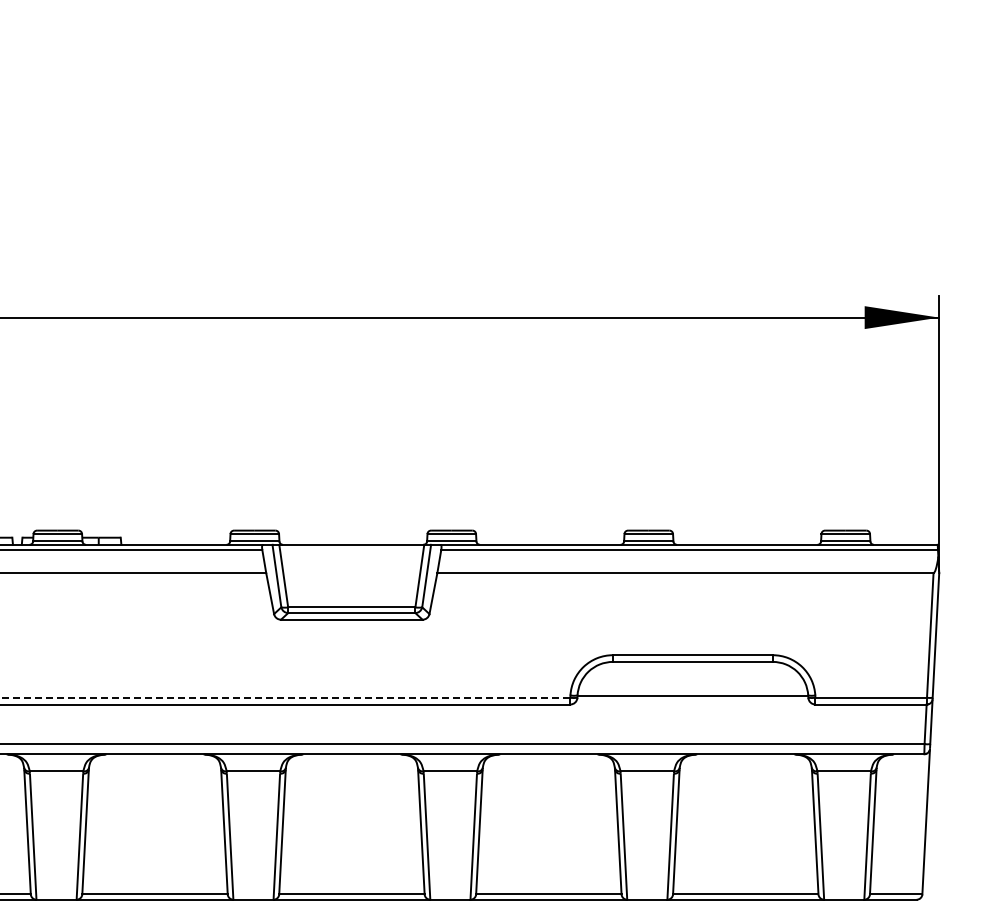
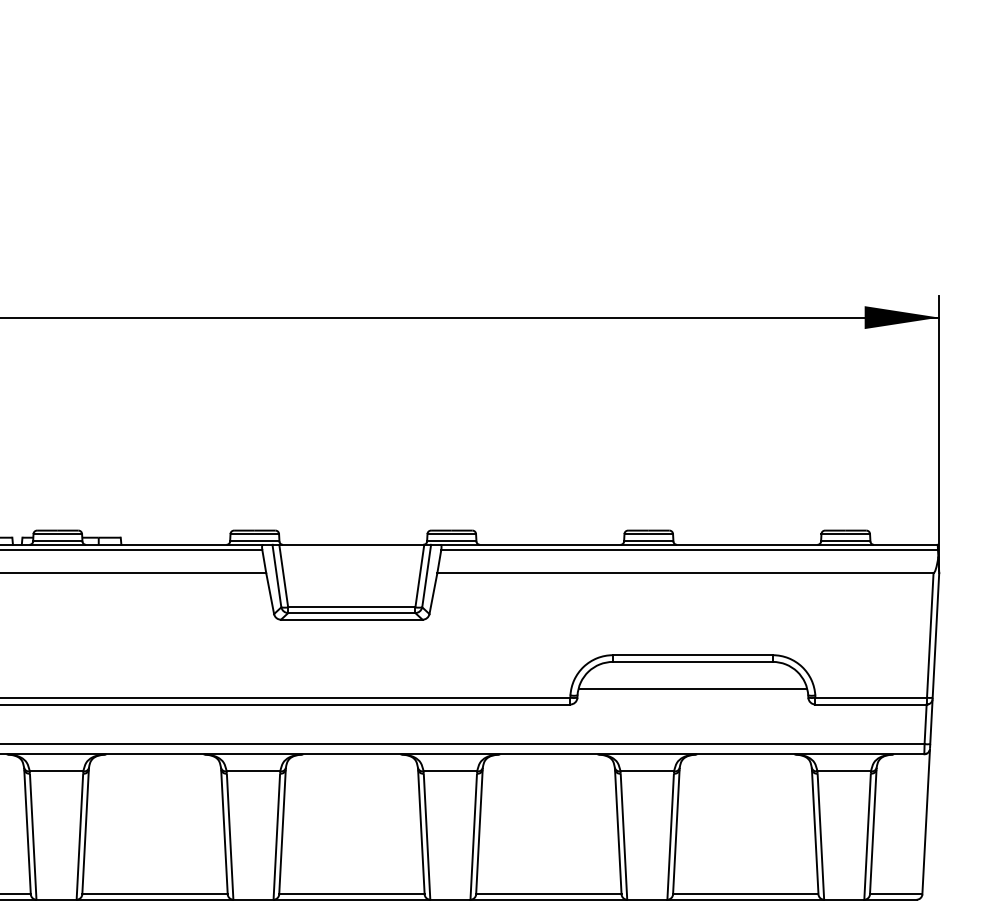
line position: (692, 695) -> (692, 688) (692, 688)
line: dashed -> solid (285, 697)
